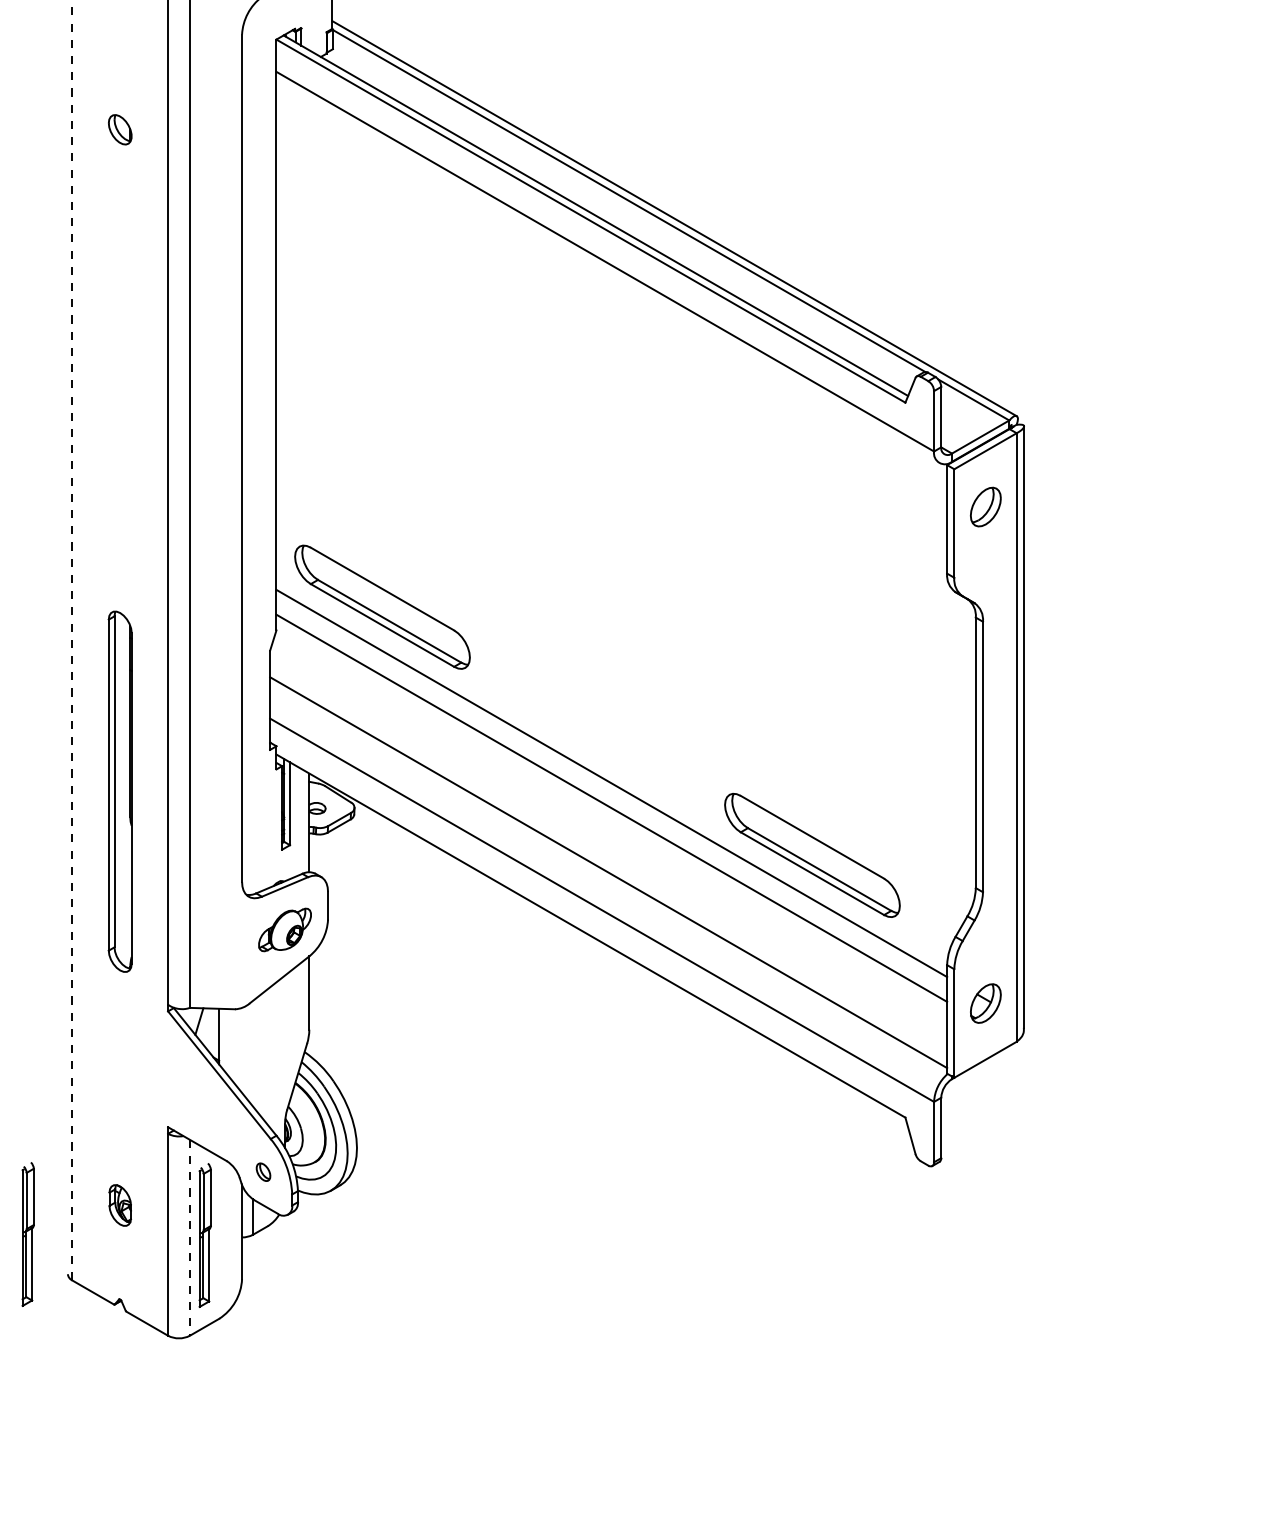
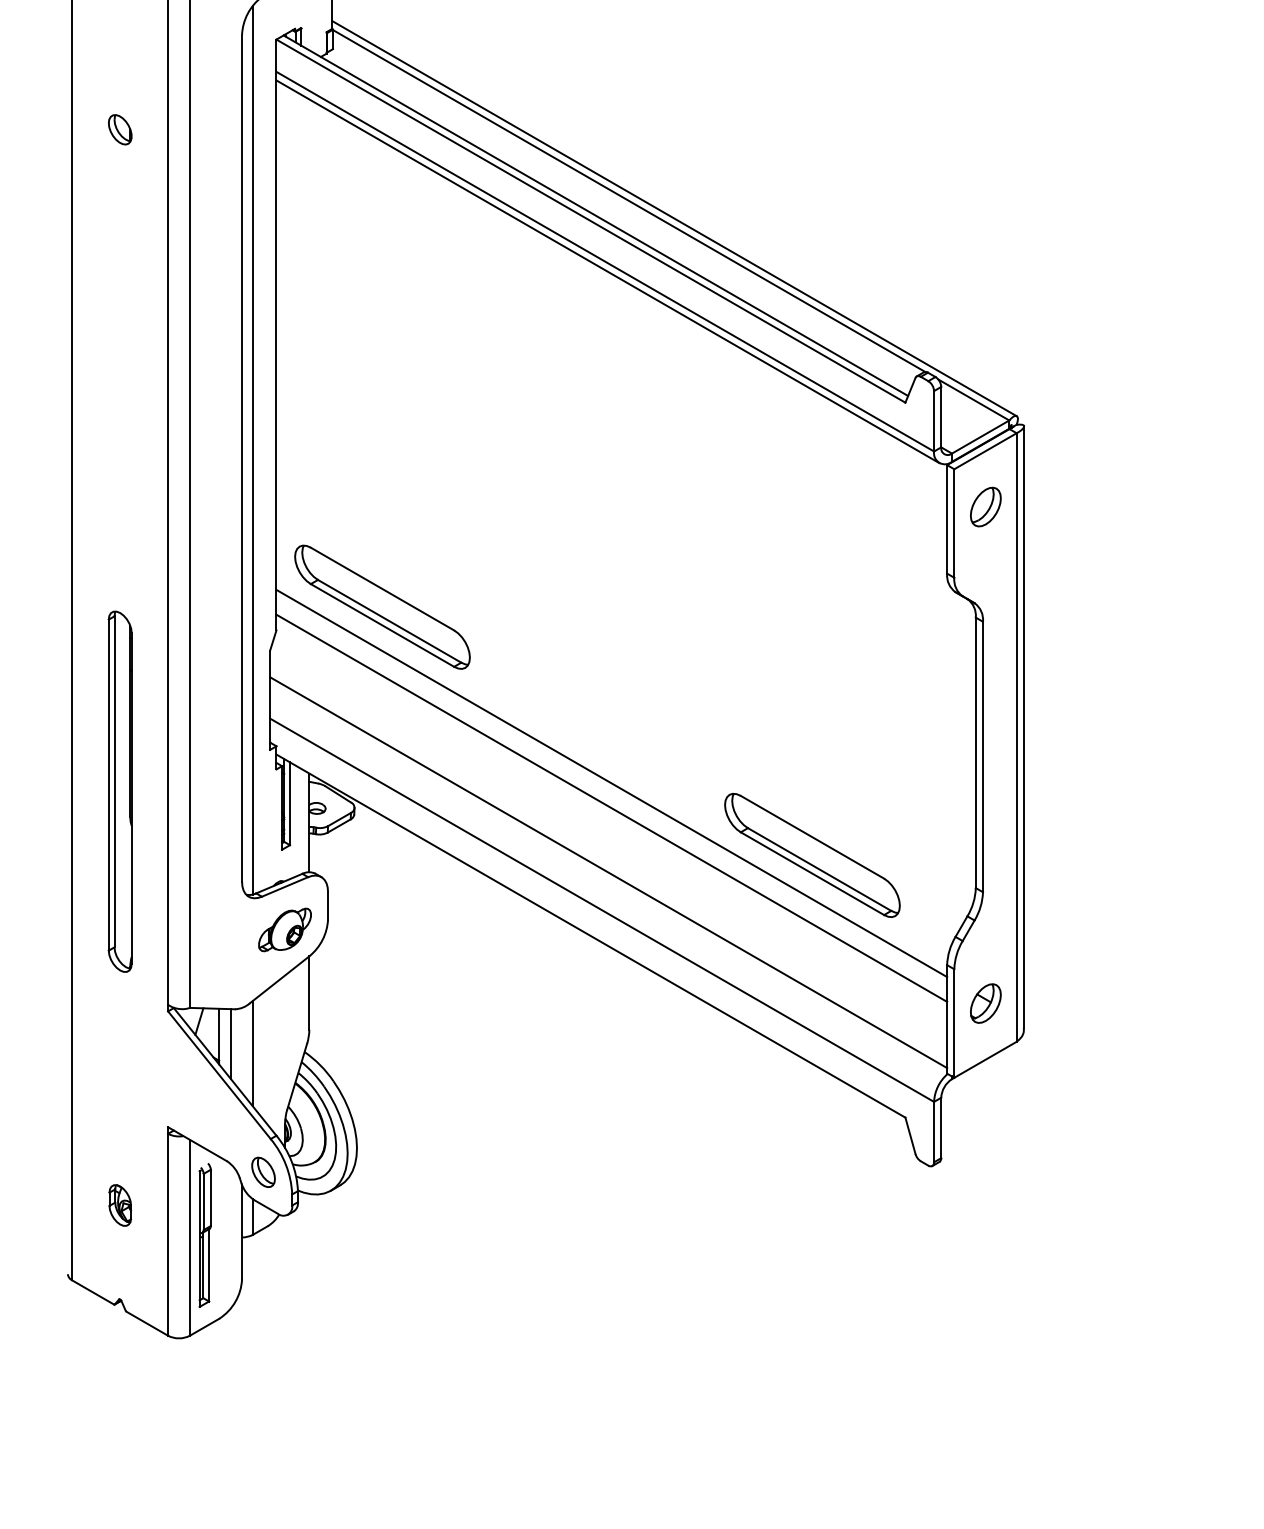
line: none -> present (607, 271)
line: none -> present (252, 449)
line: dashed -> solid (72, 640)
line: none -> present (231, 1044)
line: none -> present (252, 1053)
part size: 17x20 px -> 25x32 px (263, 1171)
part: present -> none (27, 1234)
line: dashed -> solid (189, 1237)
